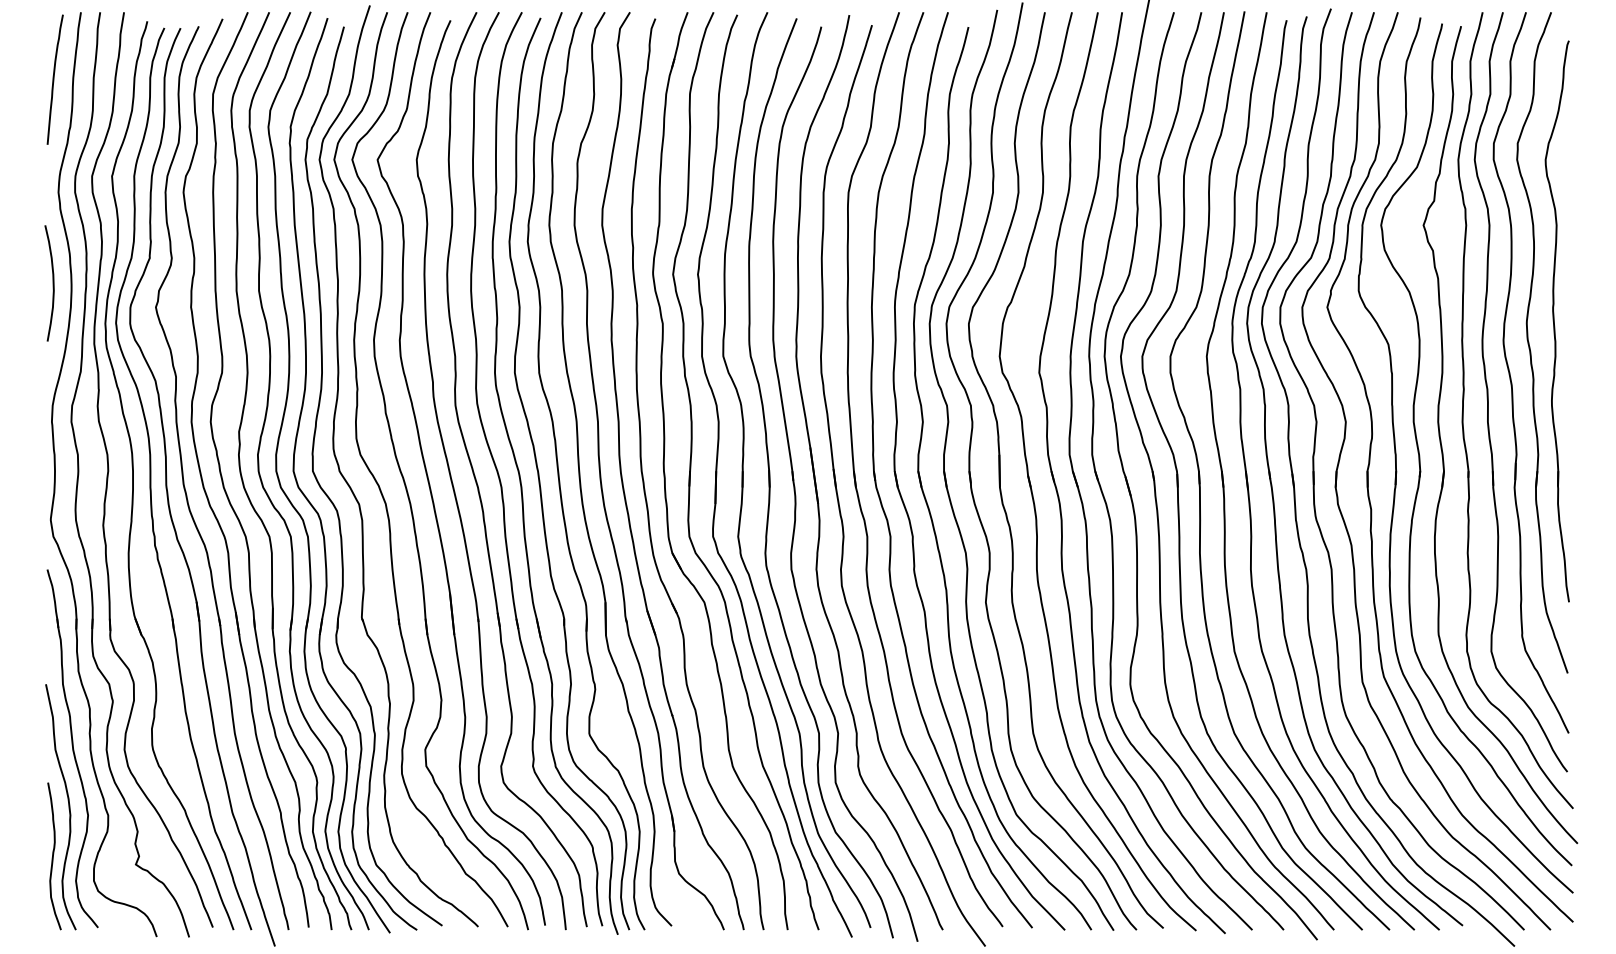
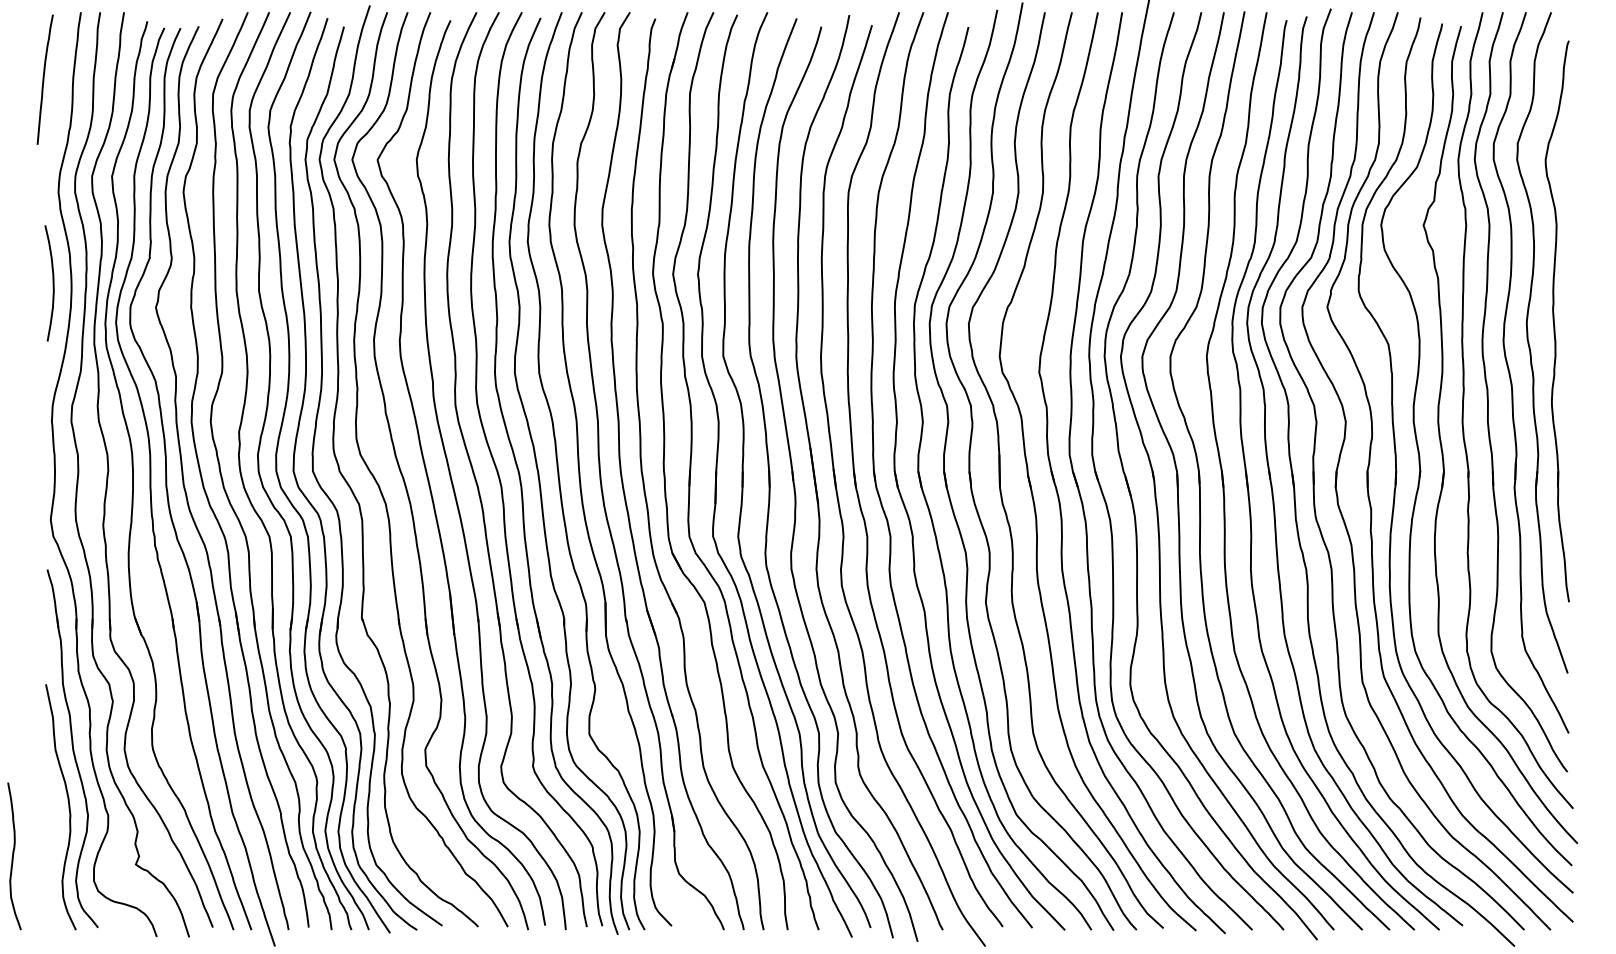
curve position: (54, 79) -> (44, 79) (44, 79)
curve position: (53, 856) -> (13, 856) (13, 856)
